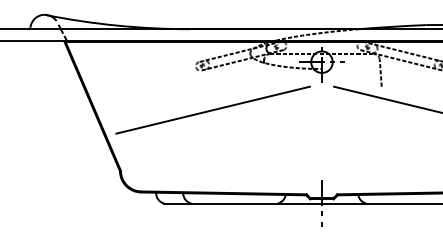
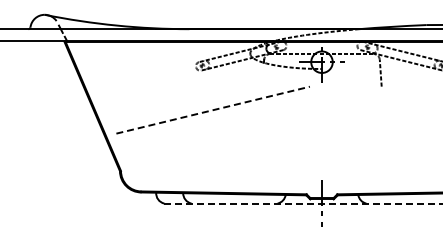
line: present -> none (386, 99)
line: solid -> dashed (213, 110)
line: solid -> dashed (304, 203)
